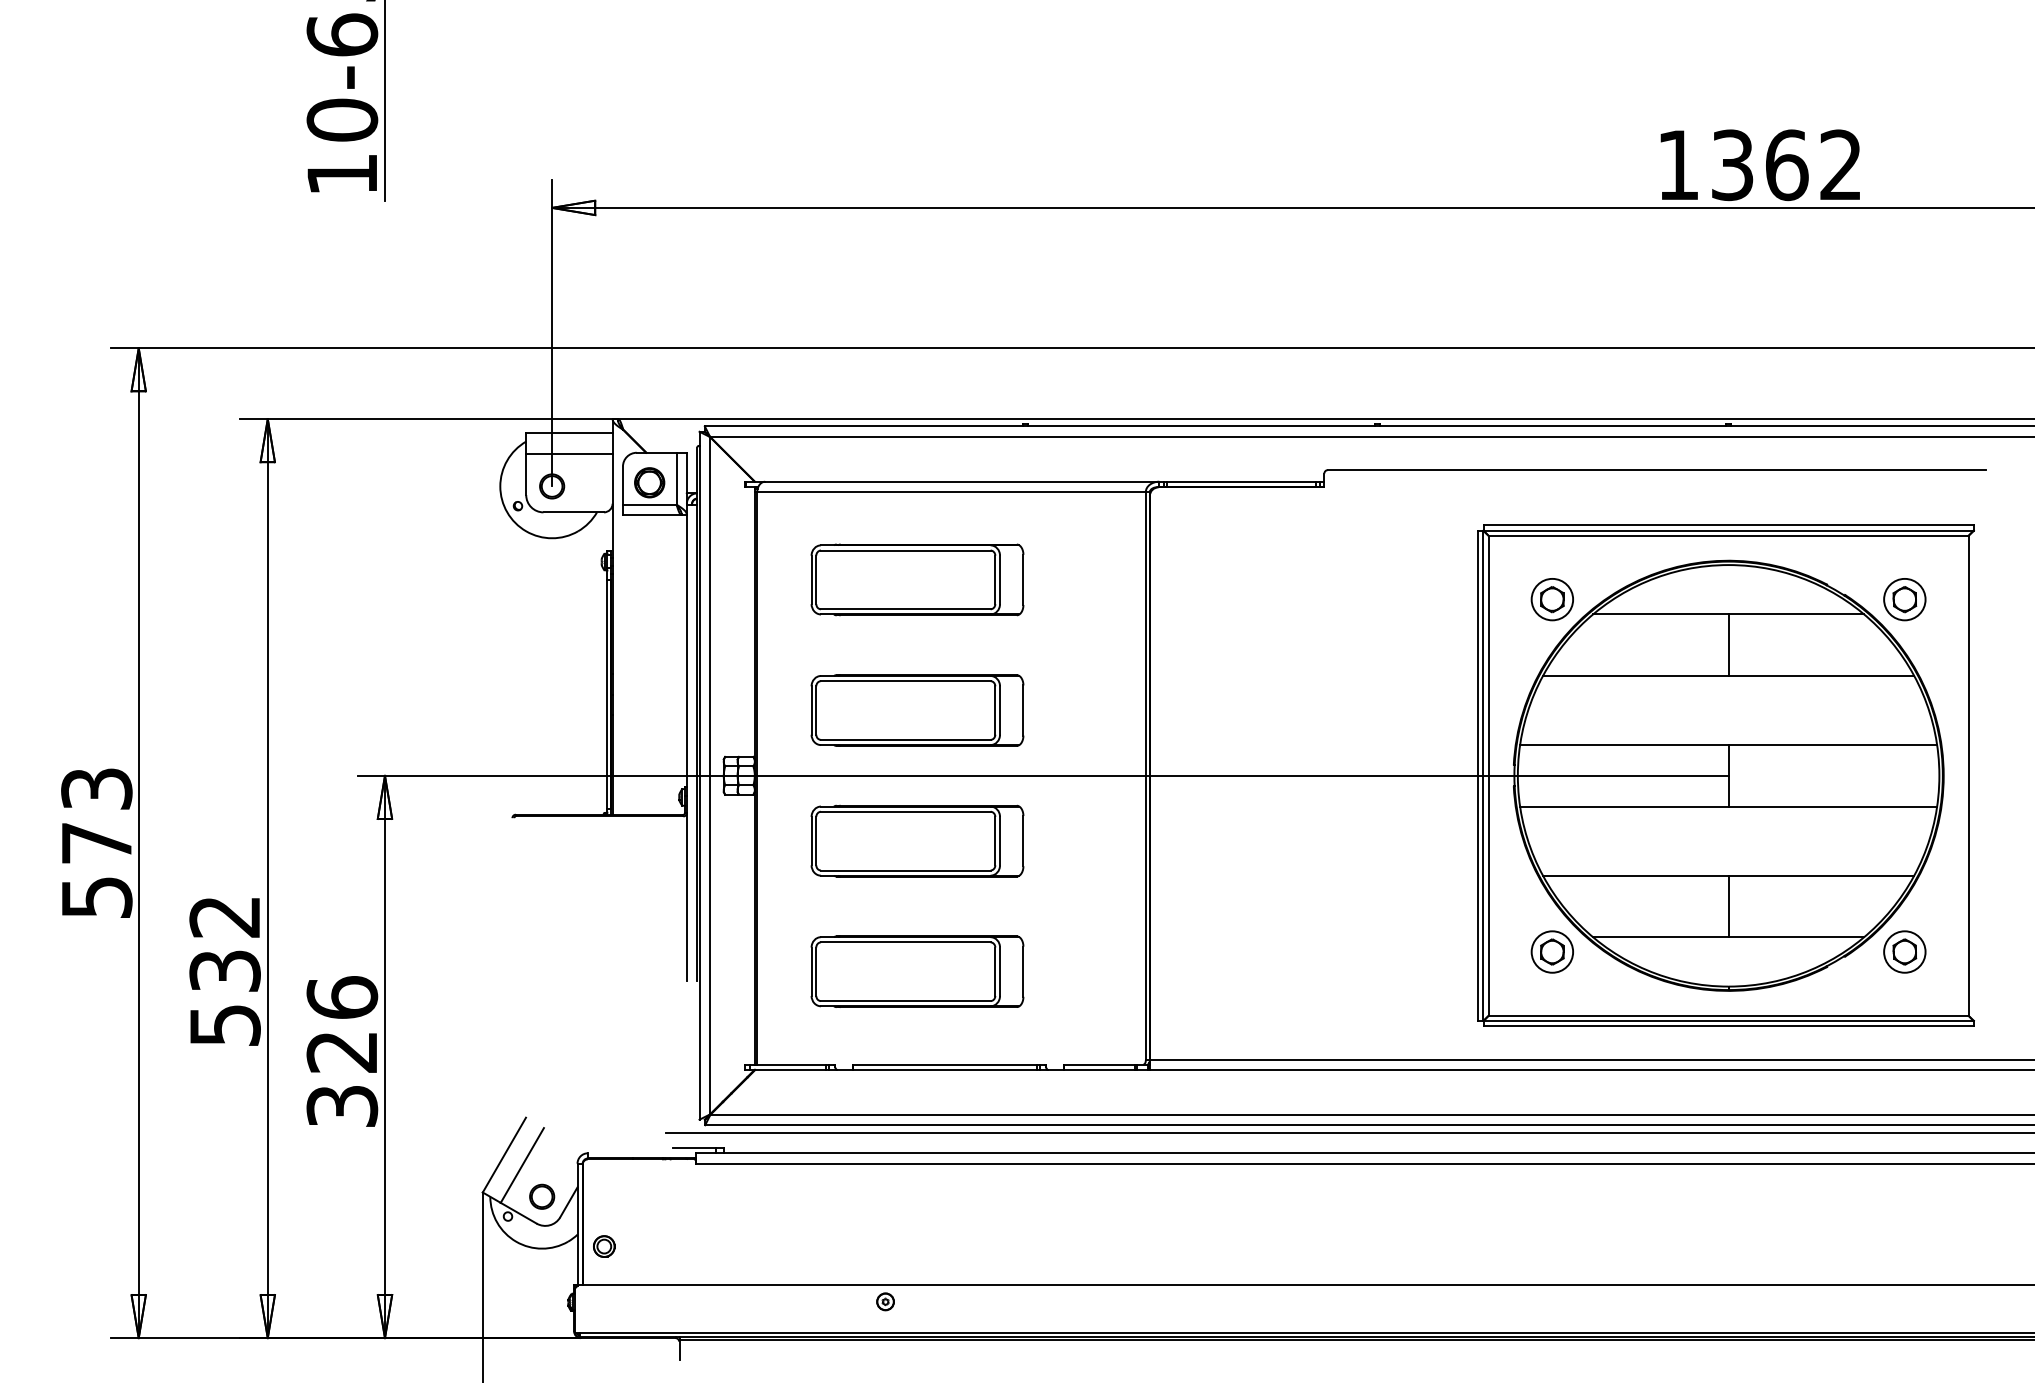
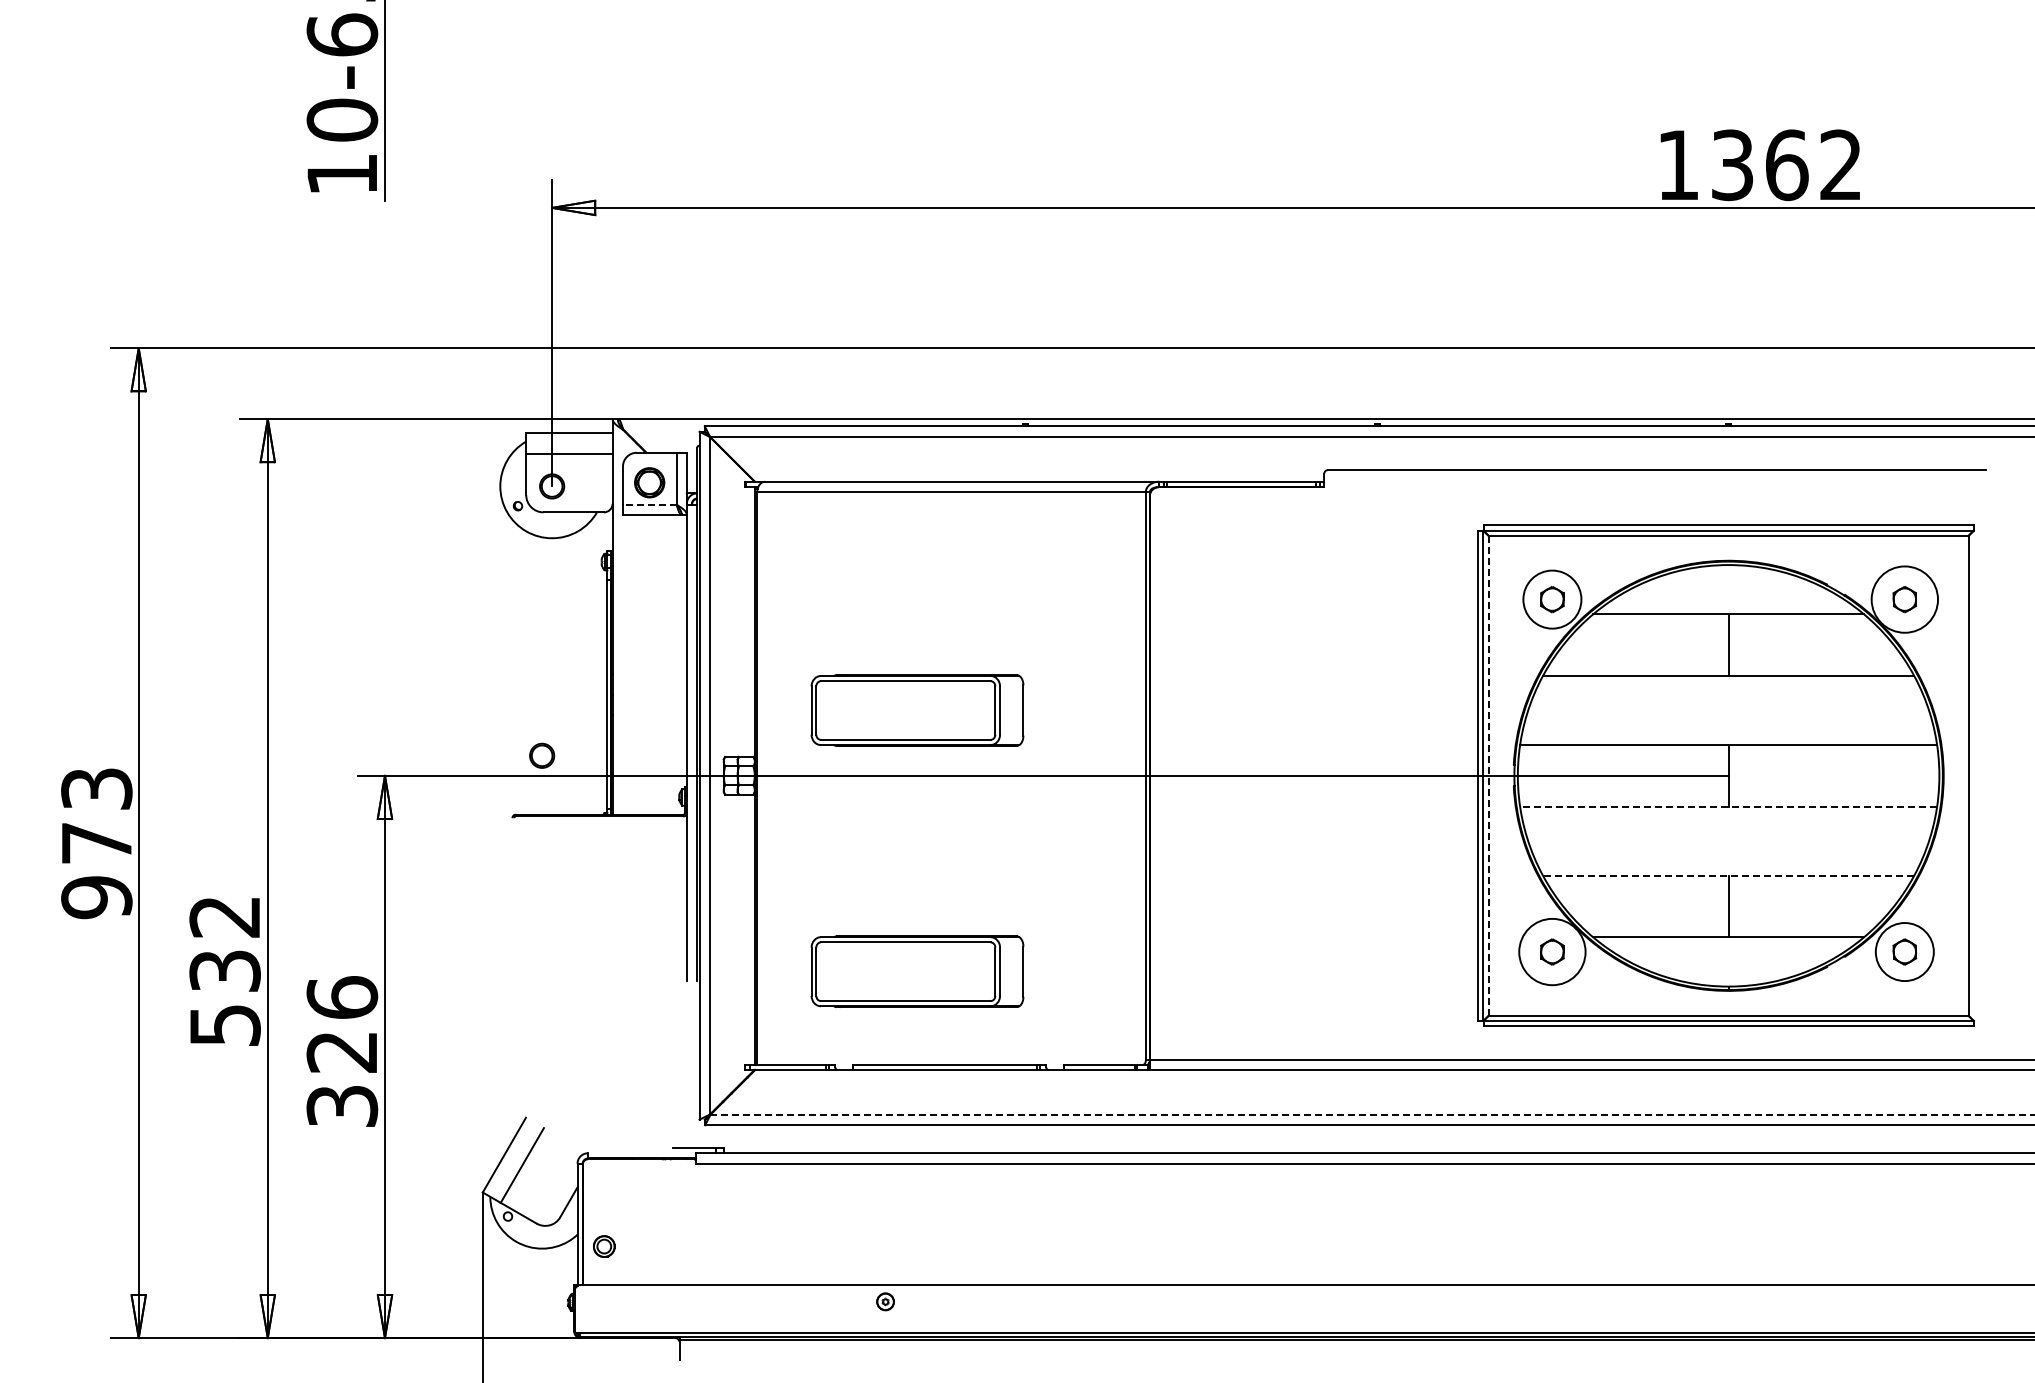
line: solid -> dashed (649, 504)
part: present -> none (917, 579)
circle diameter: 41 px -> 58 px (1552, 599)
circle diameter: 41 px -> 66 px (1904, 599)
line: solid -> dashed (1488, 775)
line: solid -> dashed (1728, 806)
part: present -> none (917, 840)
line: solid -> dashed (1728, 875)
text: 573 -> 973 (96, 897)
circle diameter: 41 px -> 66 px (1552, 951)
circle diameter: 41 px -> 58 px (1904, 952)
line: solid -> dashed (1372, 1114)
line: present -> none (1348, 1132)
part position: (542, 1196) -> (542, 755) (542, 755)
